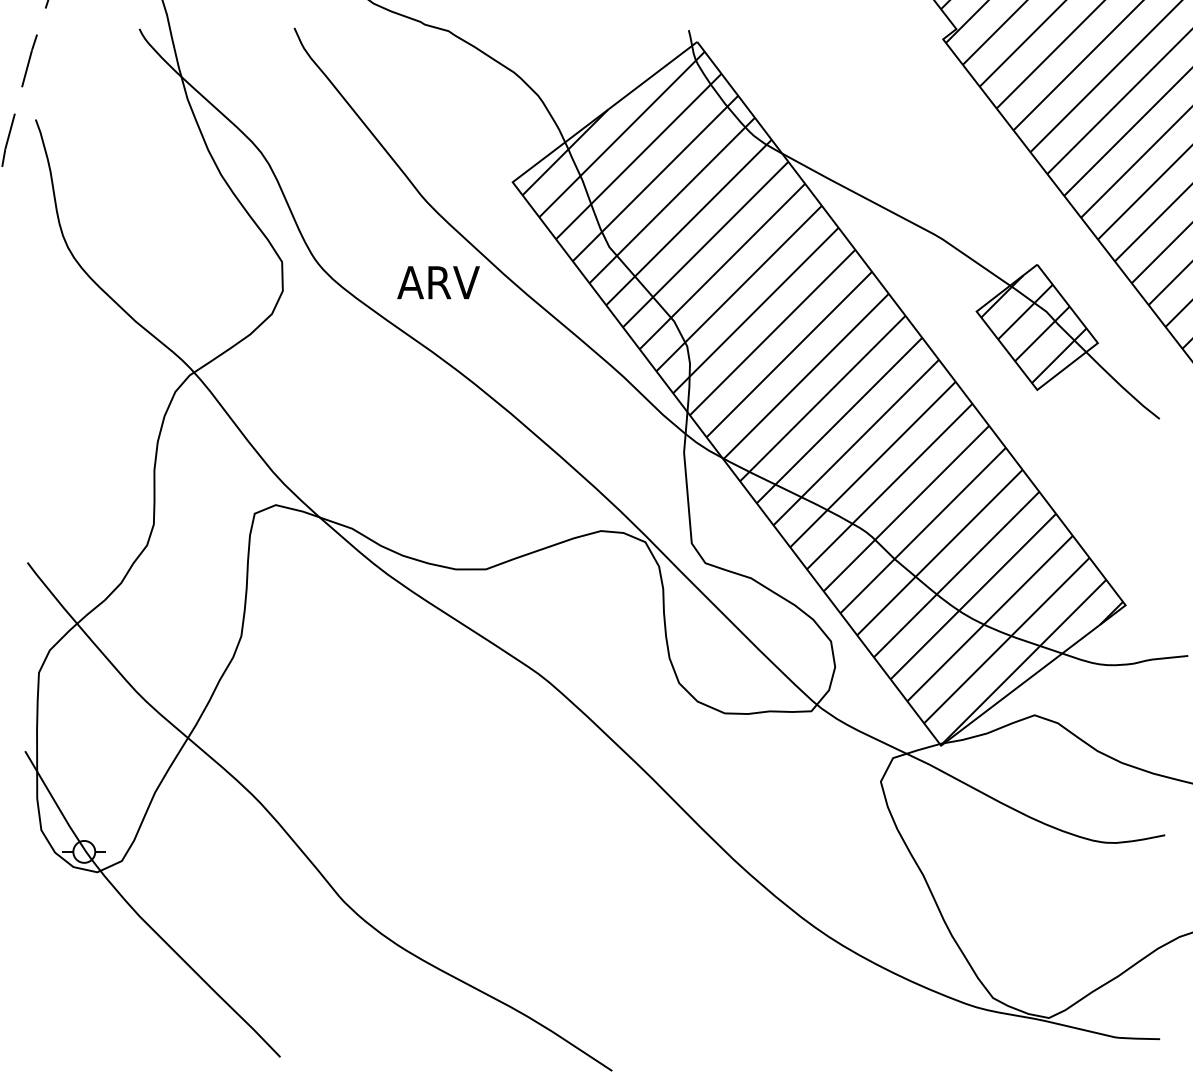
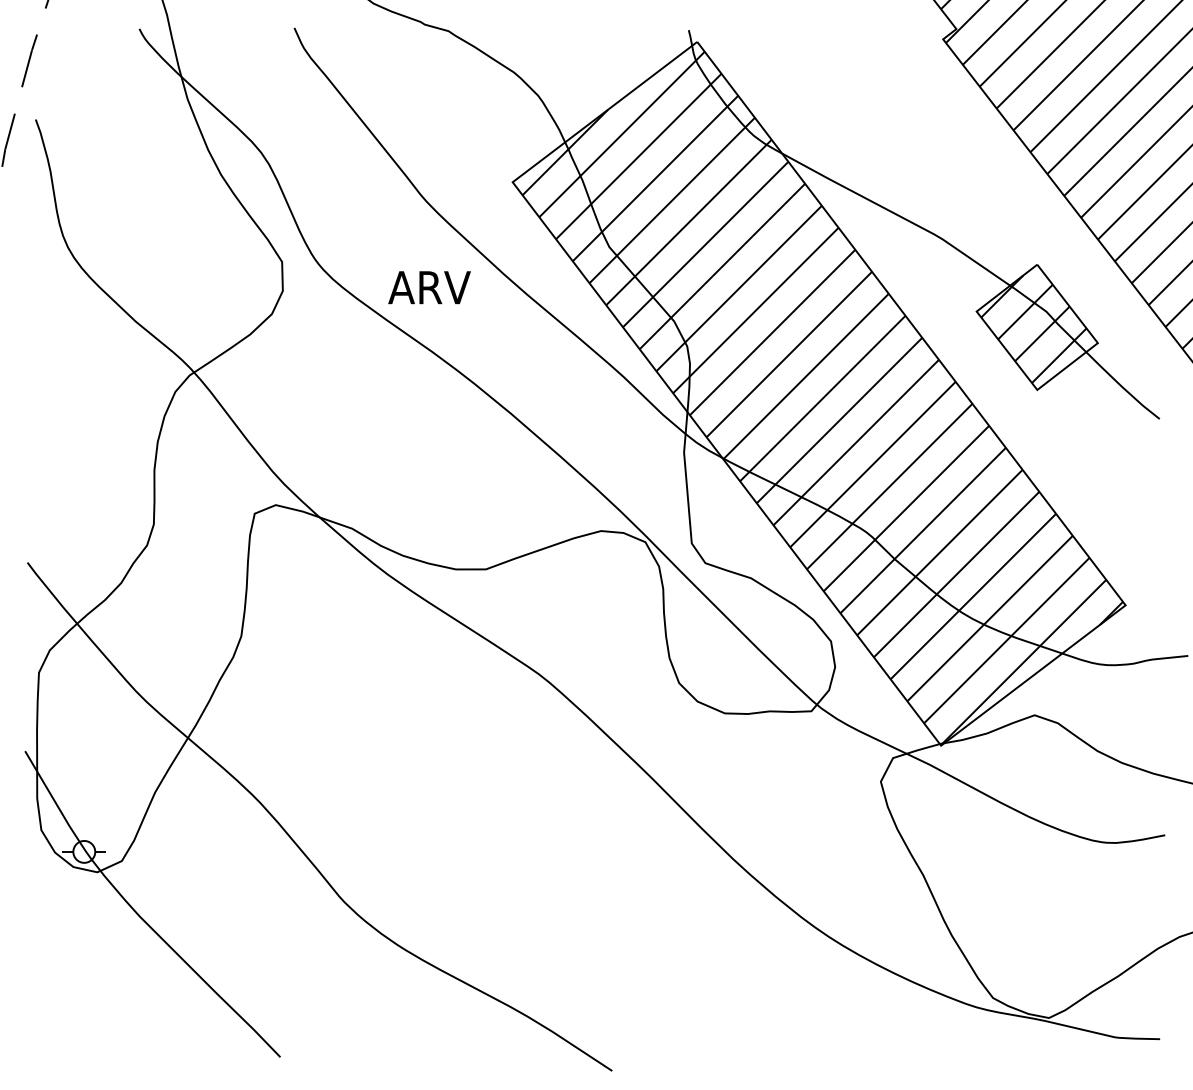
text position: (438, 282) -> (429, 287) (429, 287)
